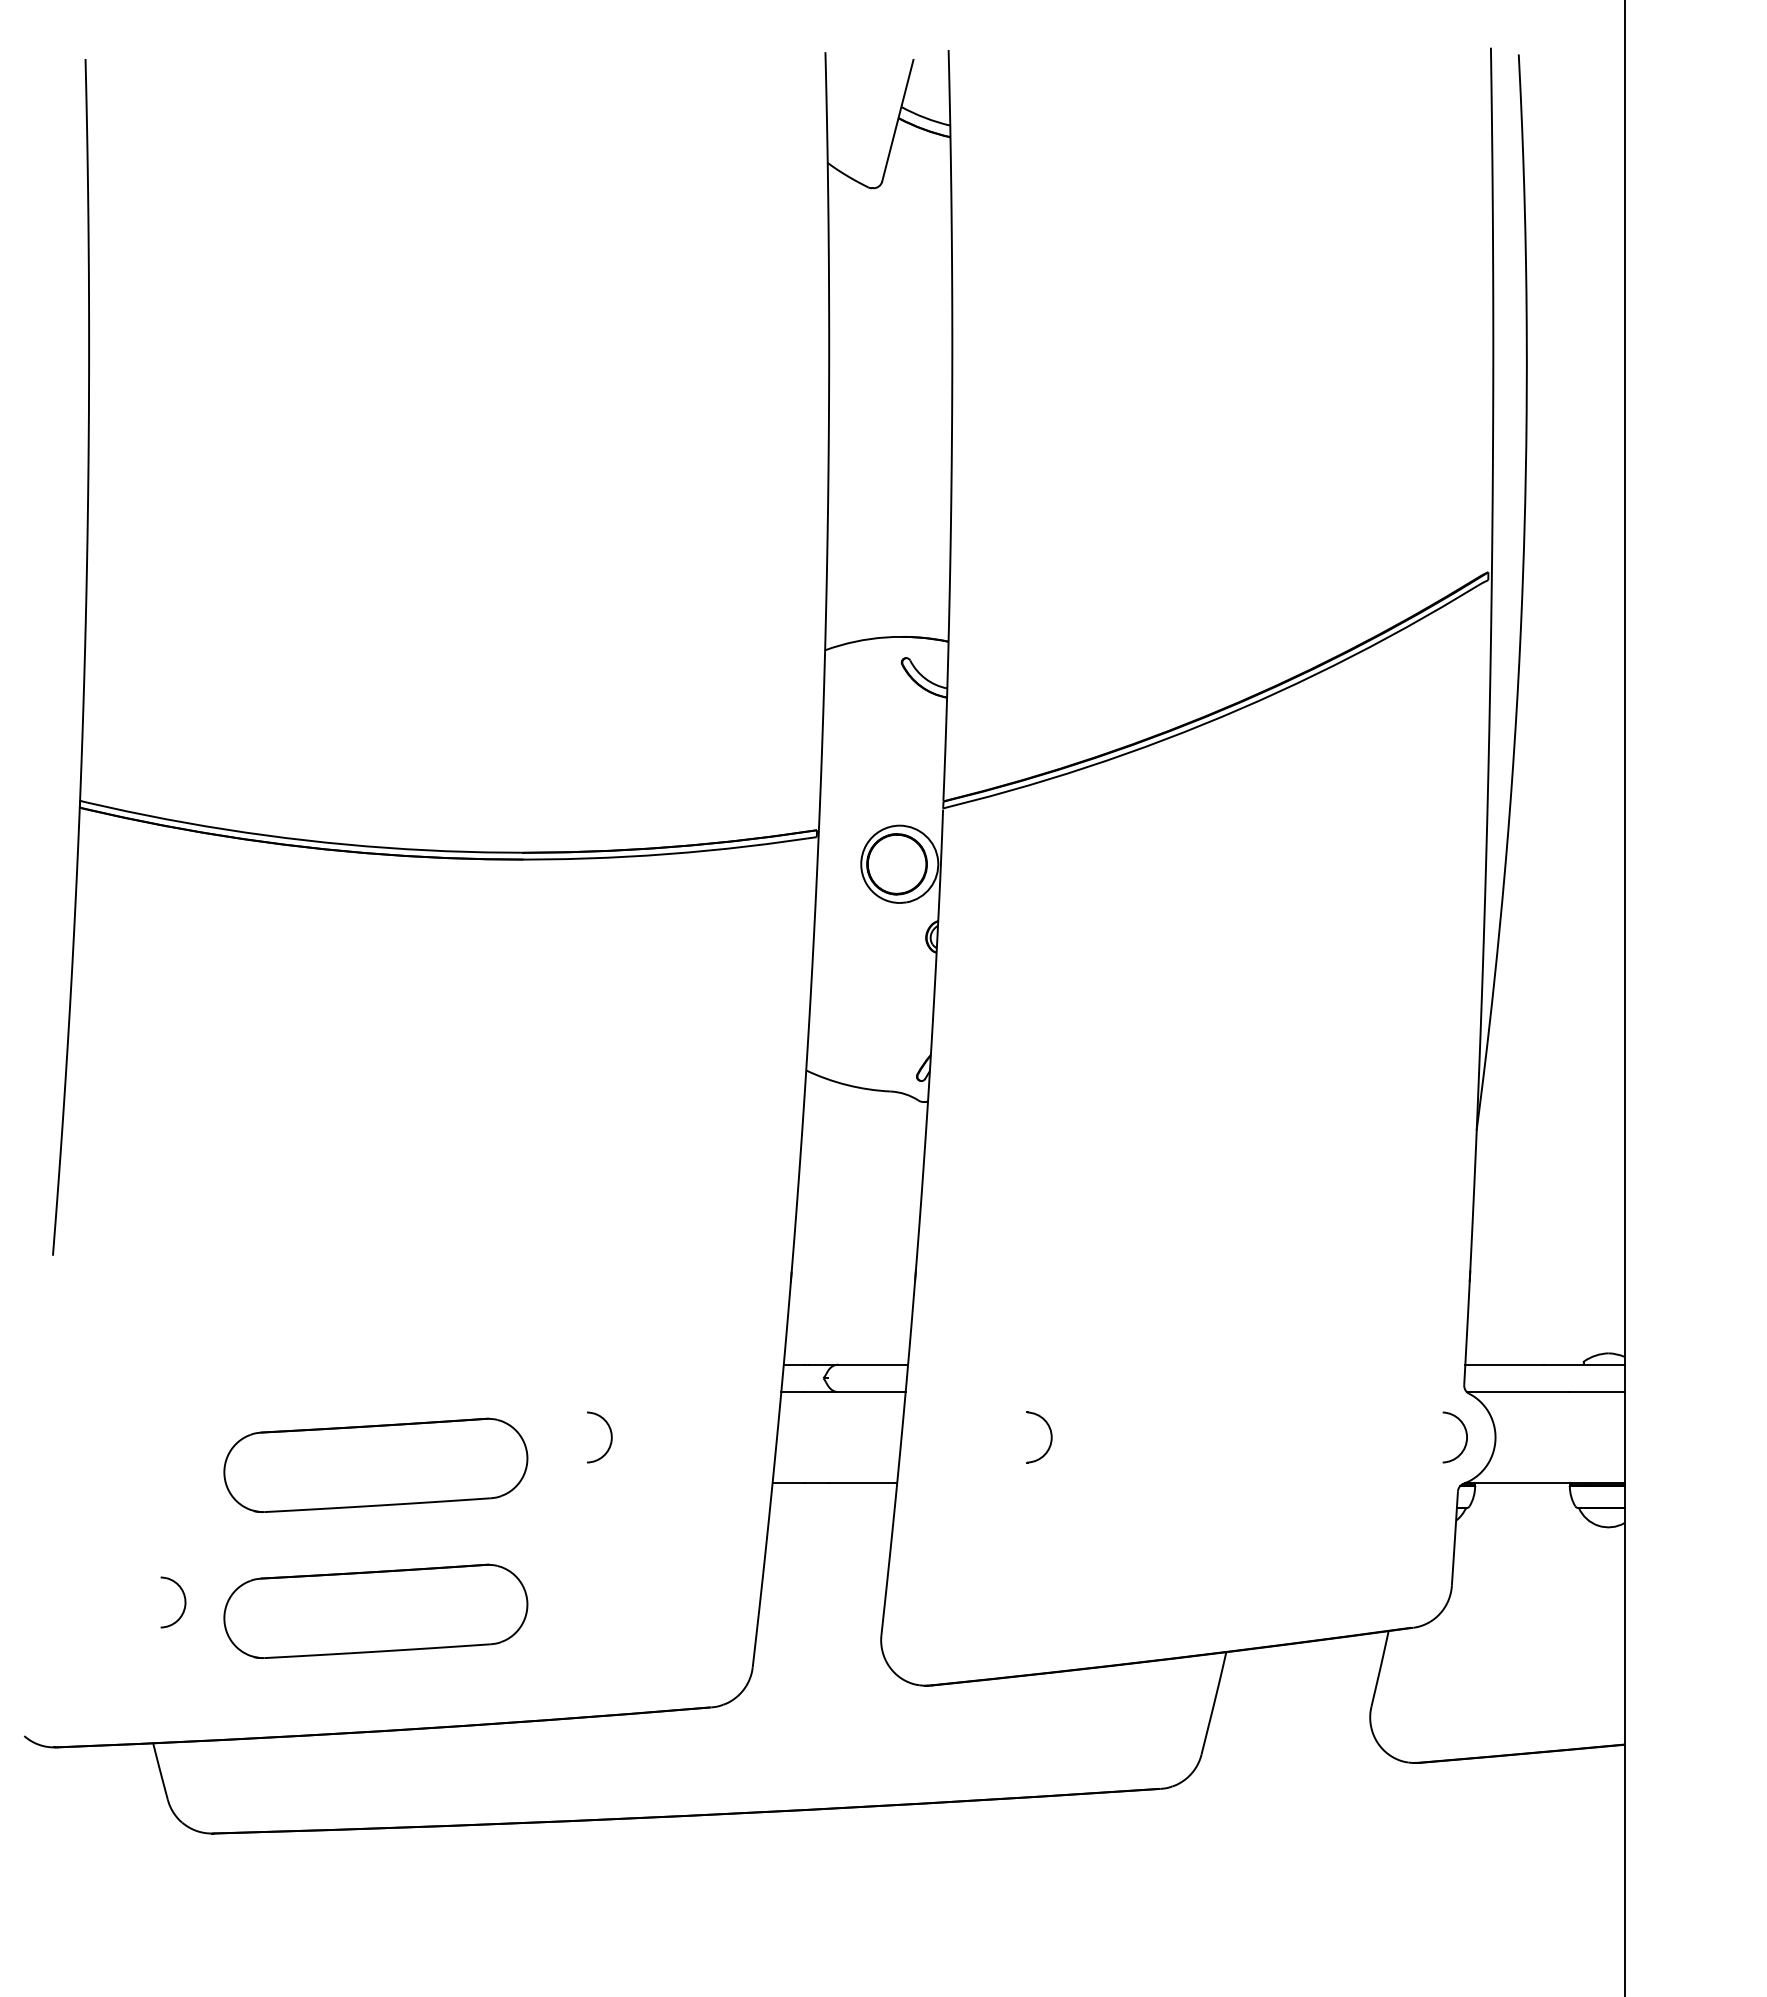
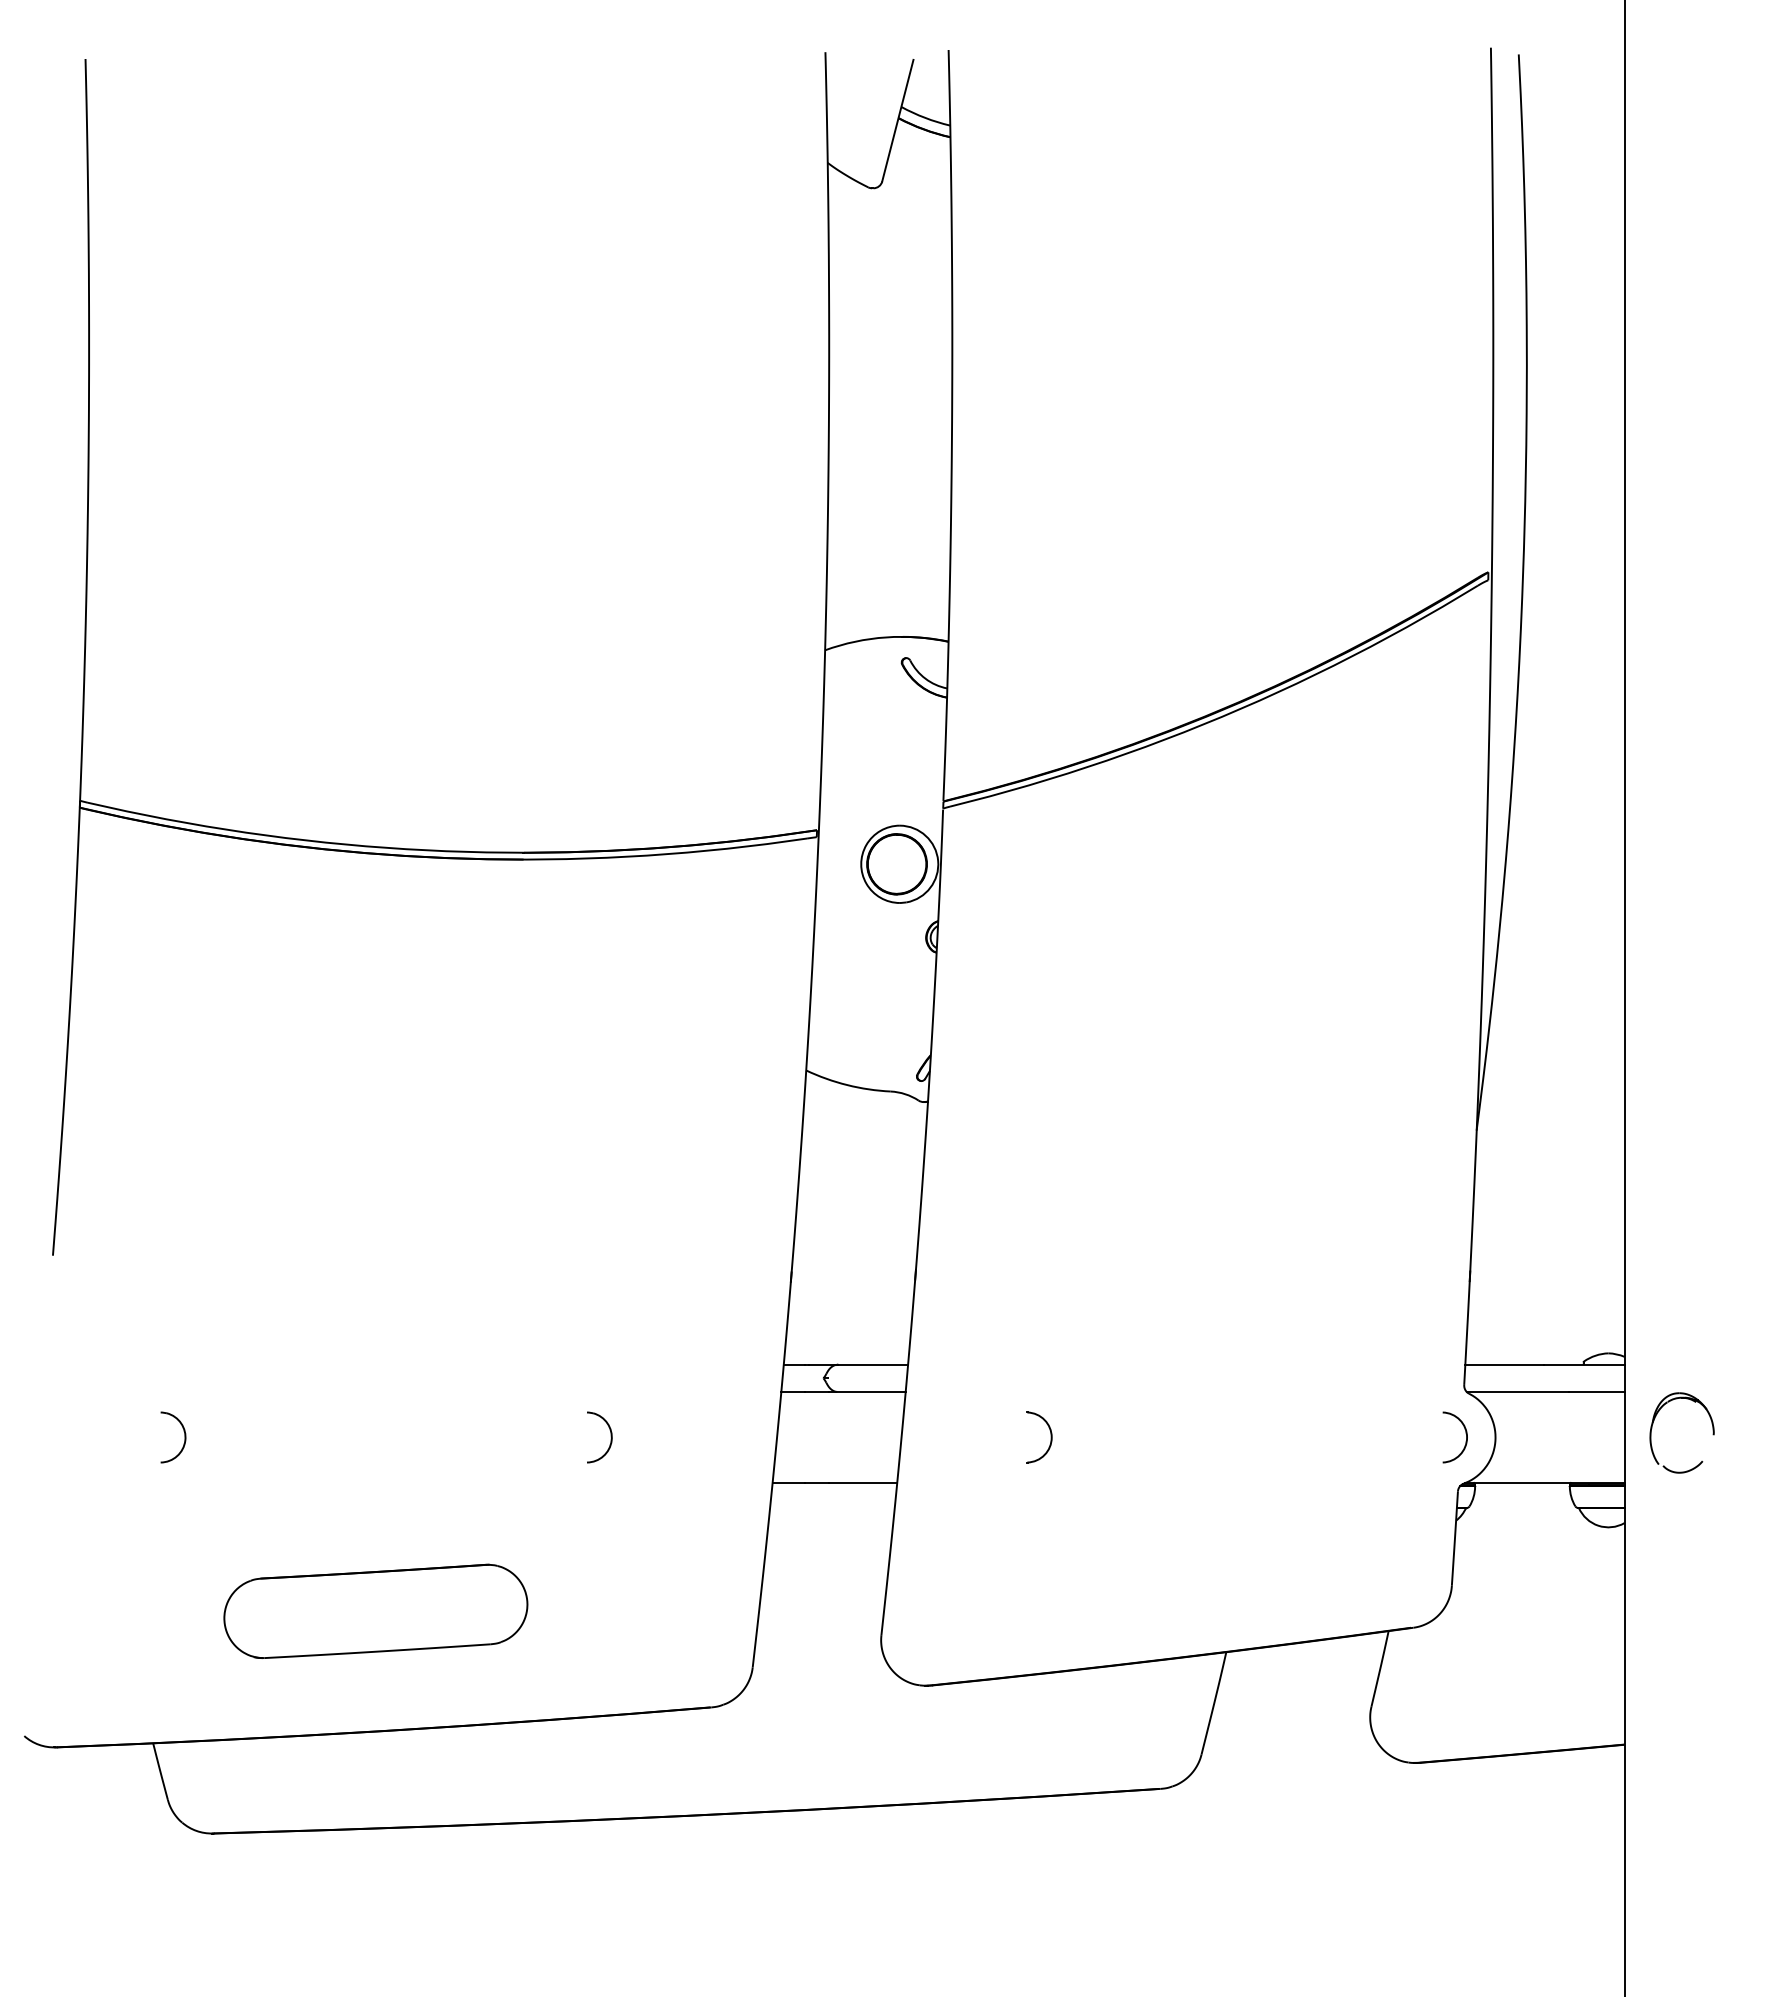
part: none -> present (1653, 1424)
part: present -> none (375, 1464)
part position: (184, 1602) -> (184, 1437) (184, 1437)
